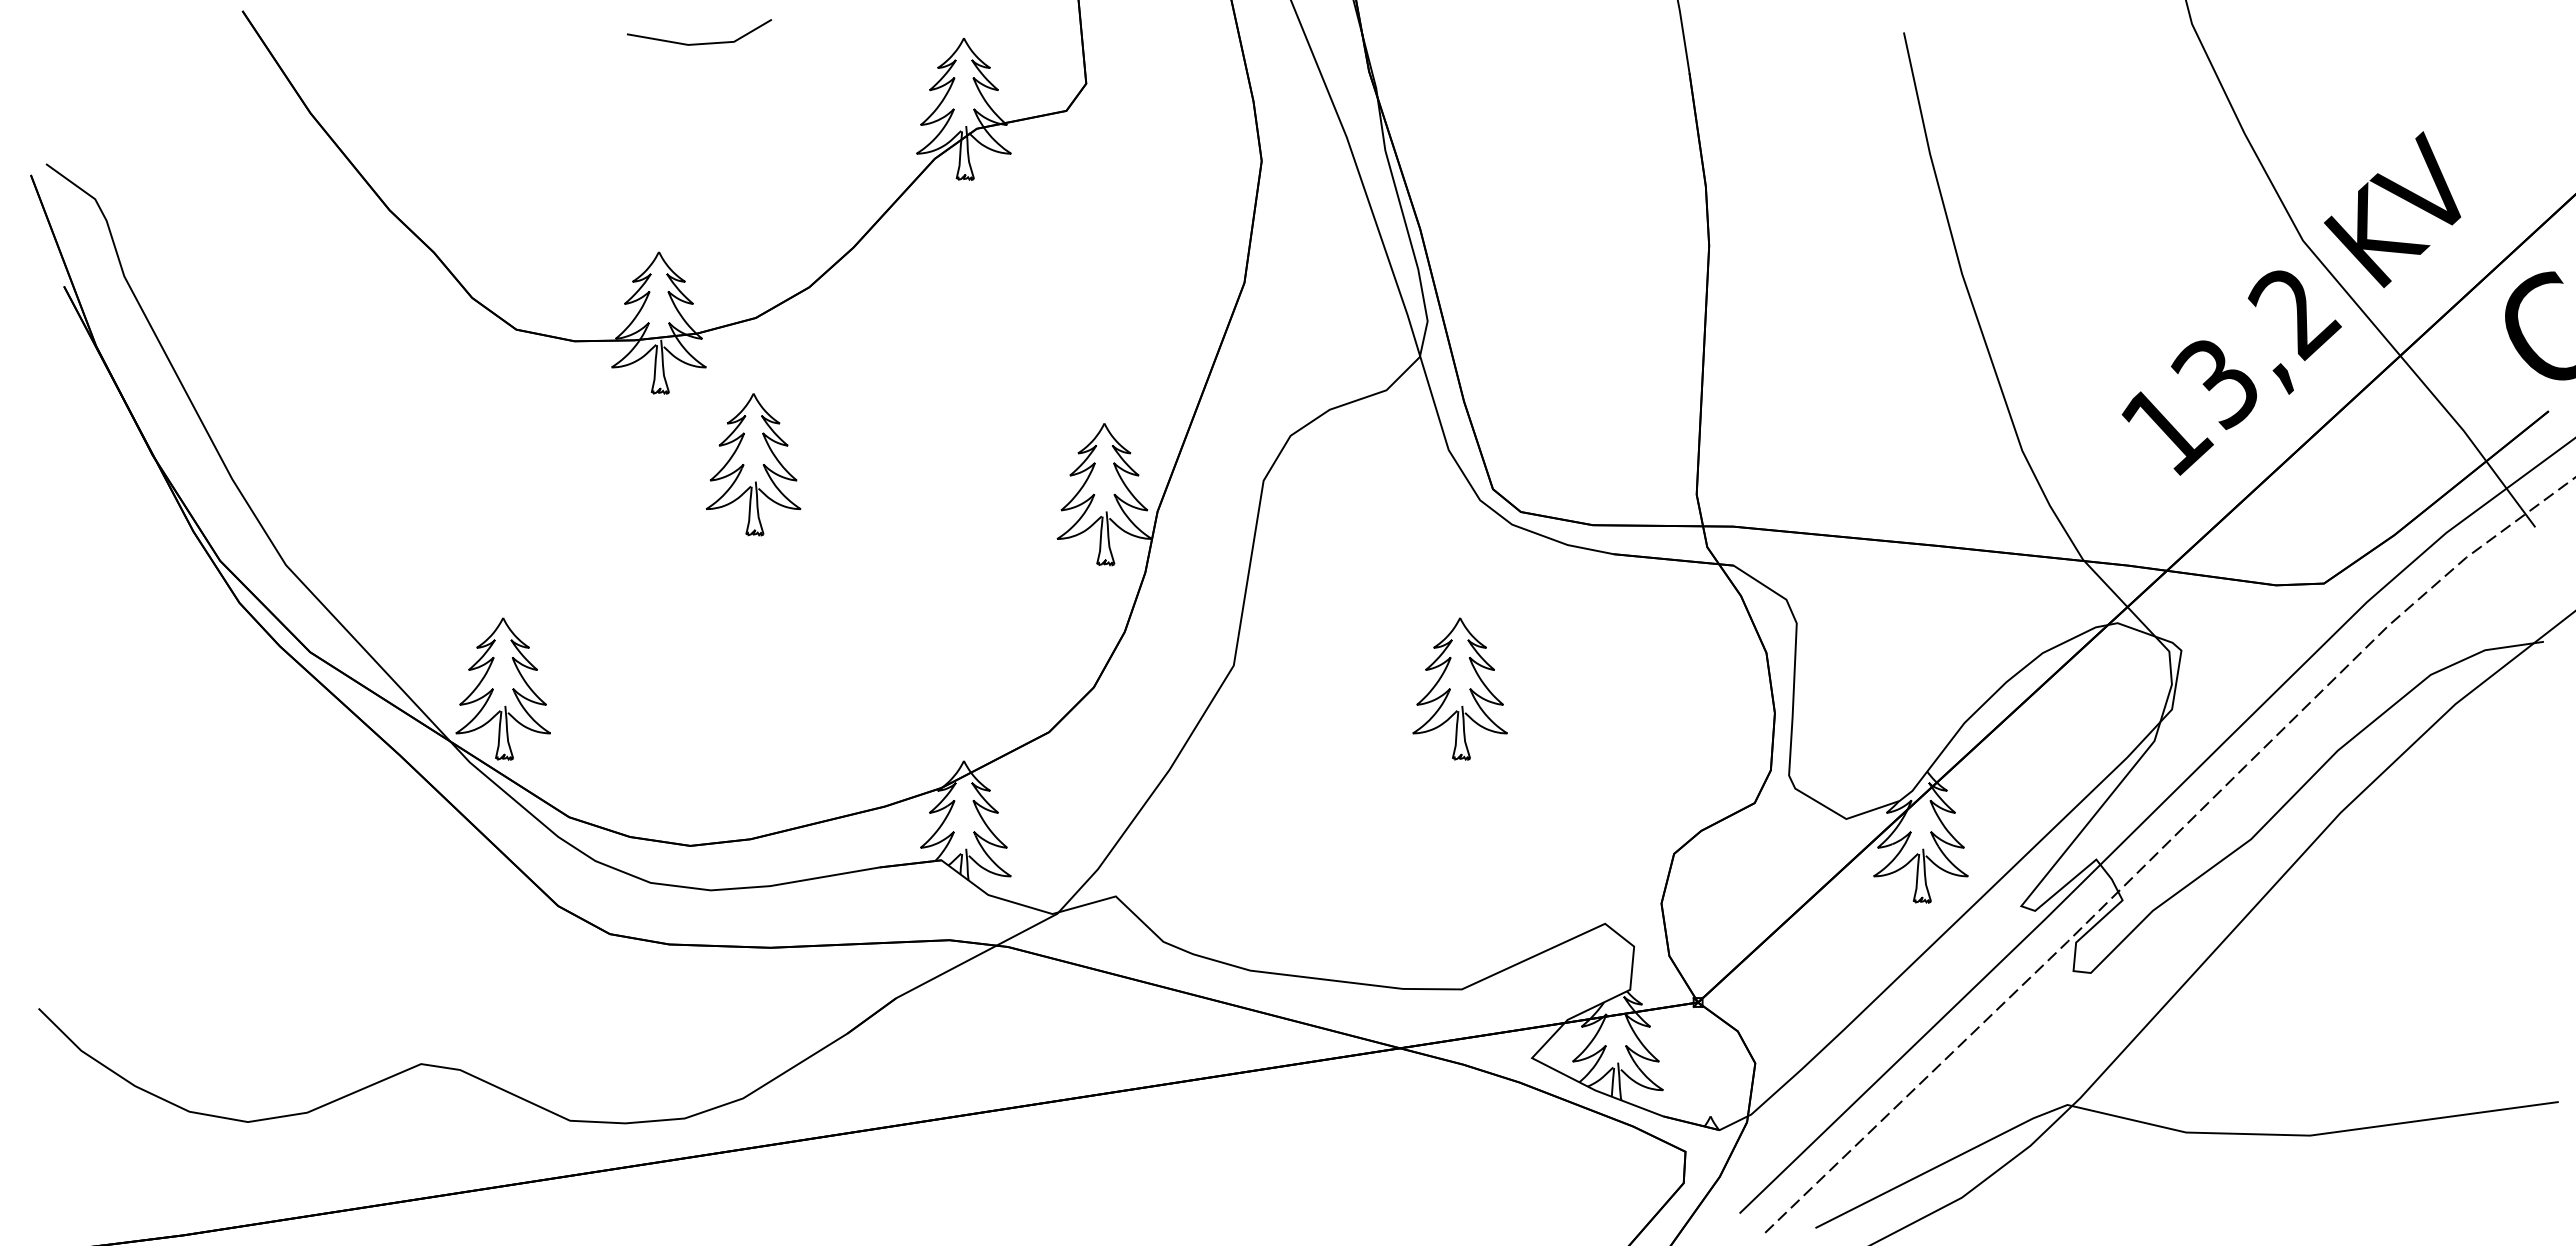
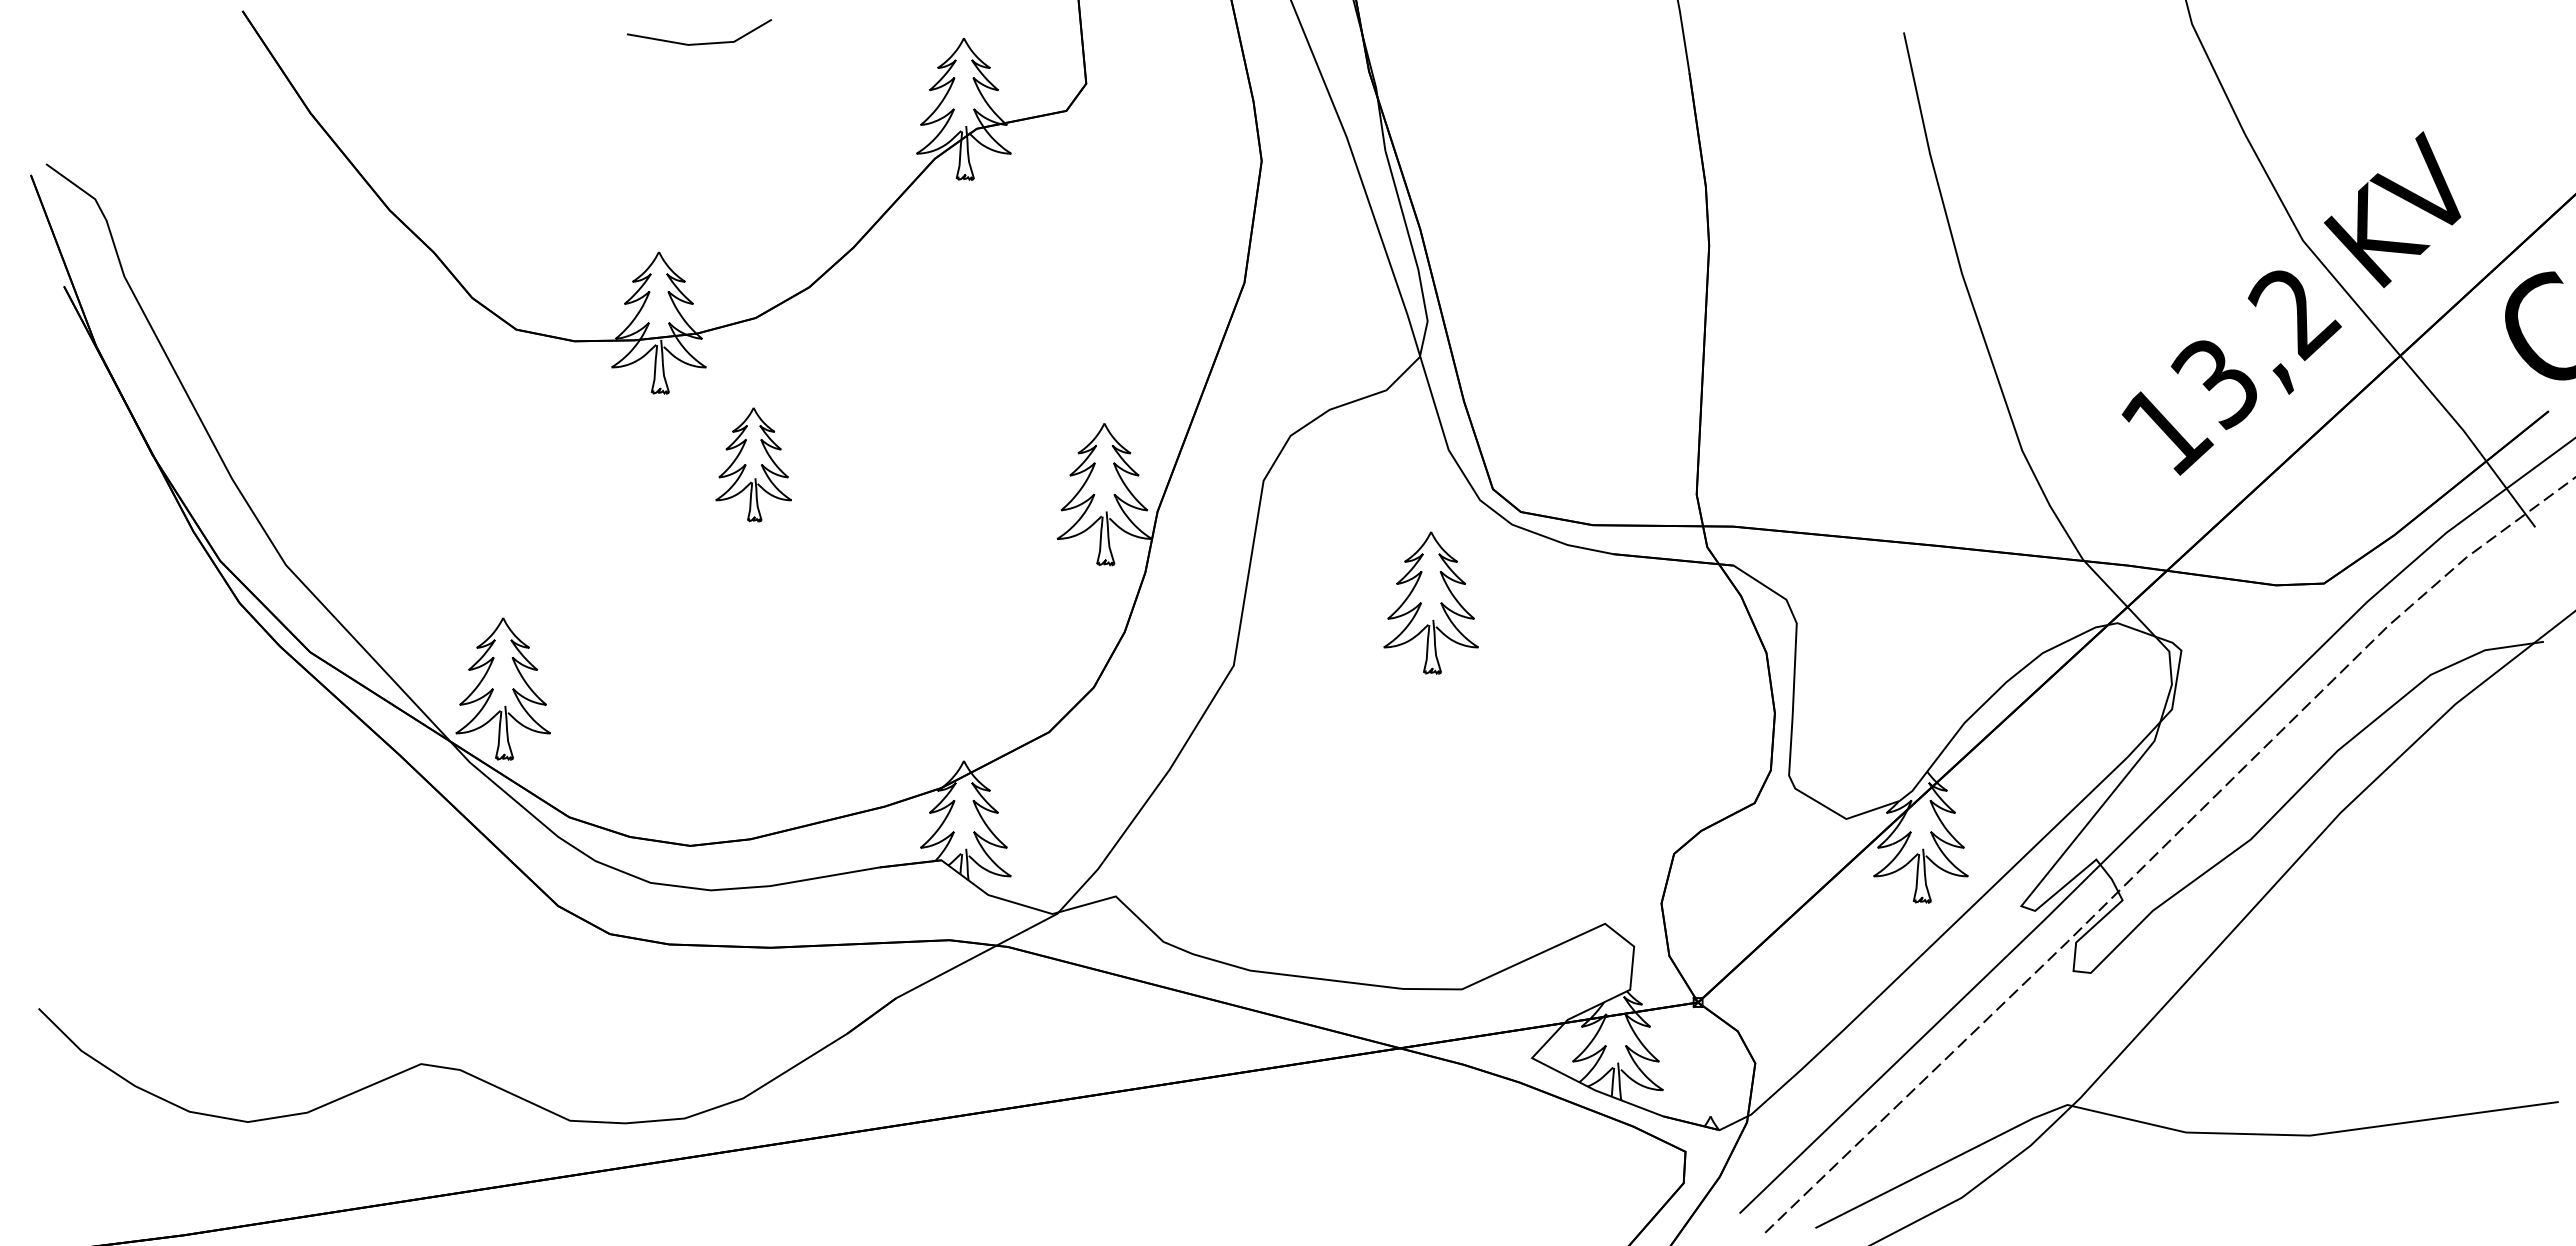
part size: 96x144 px -> 77x116 px (753, 464)
part position: (1459, 688) -> (1430, 602) (1430, 602)
